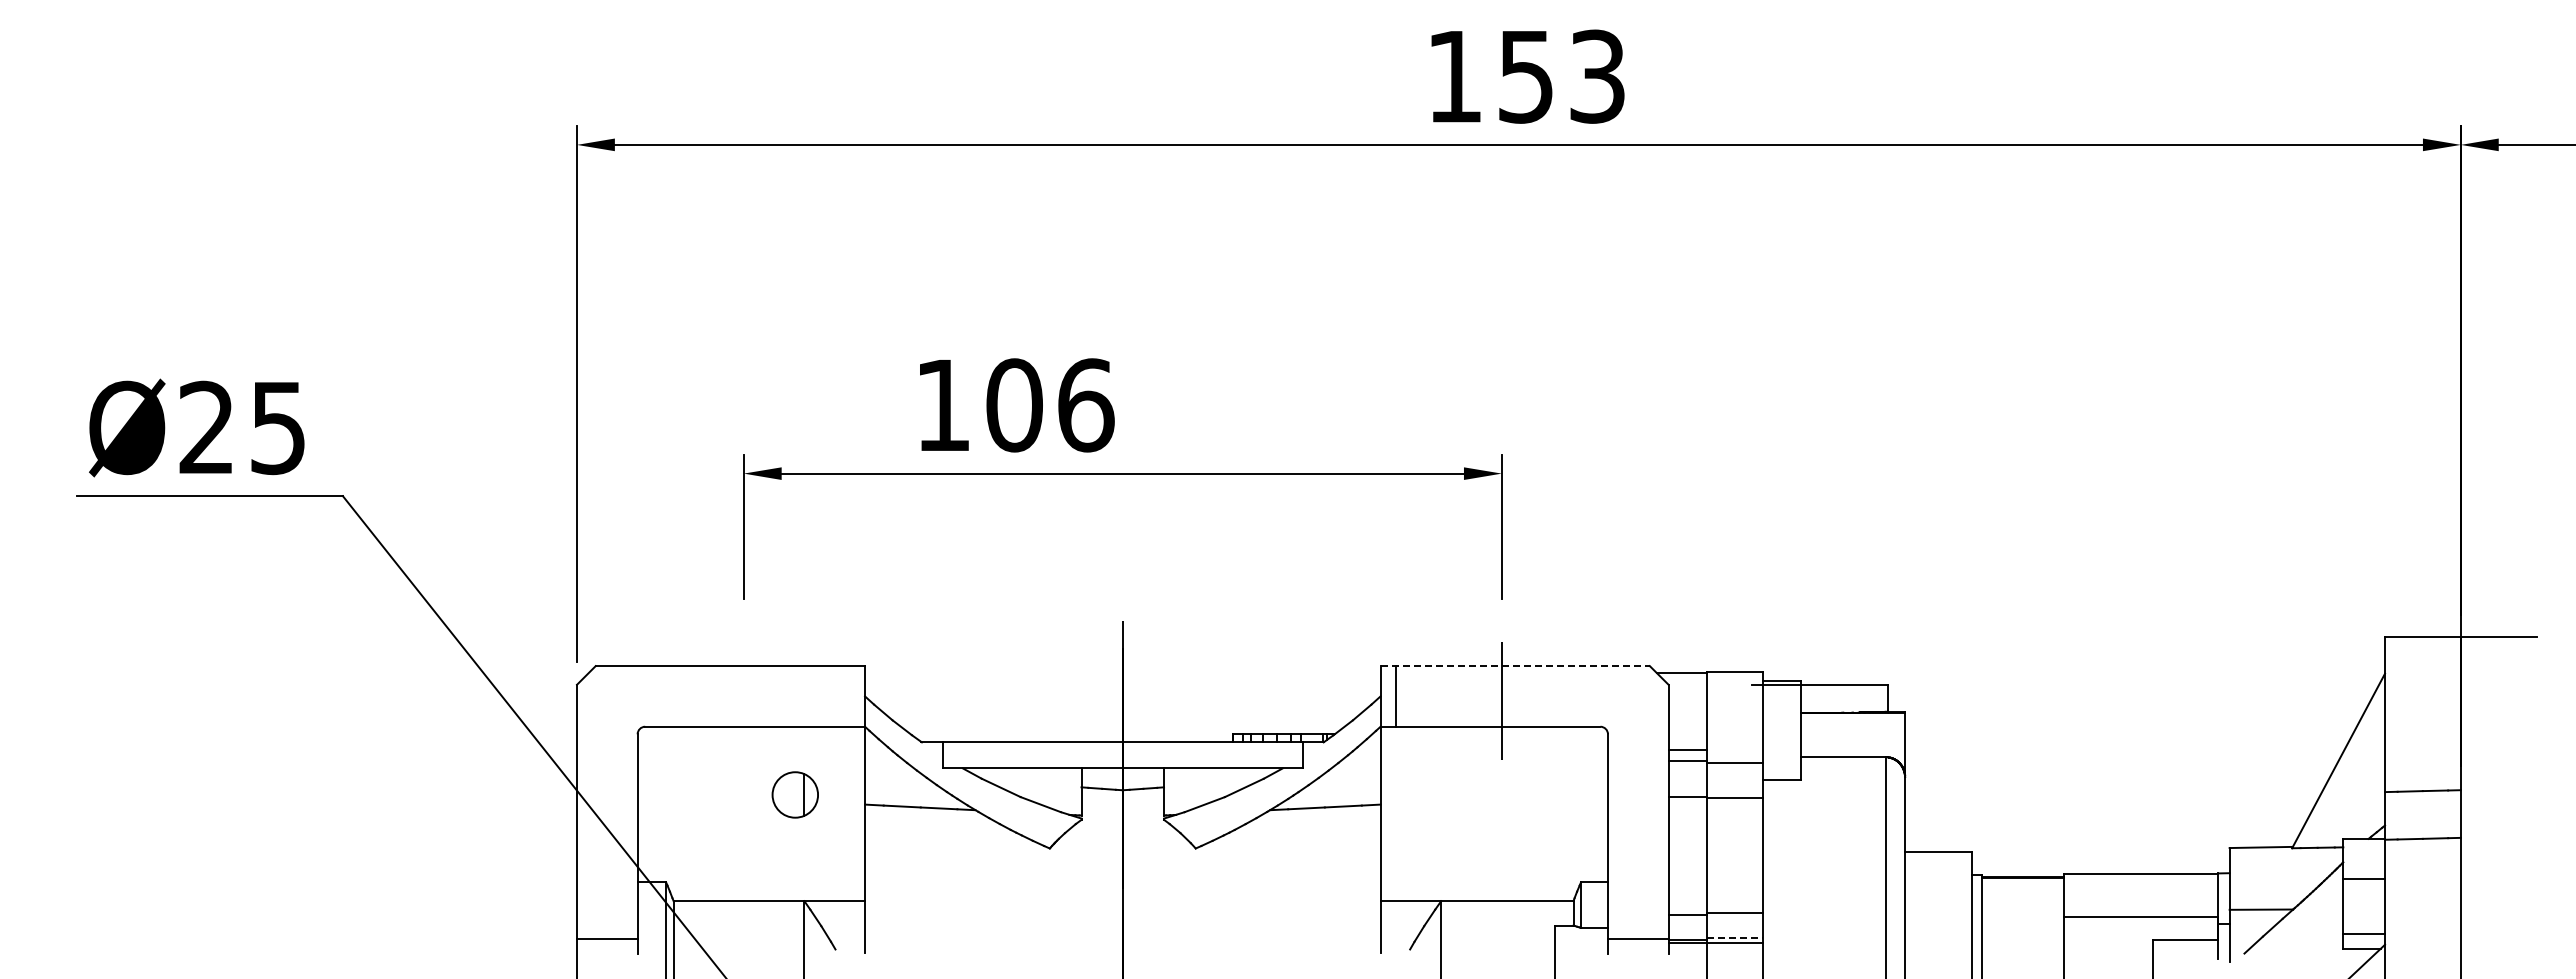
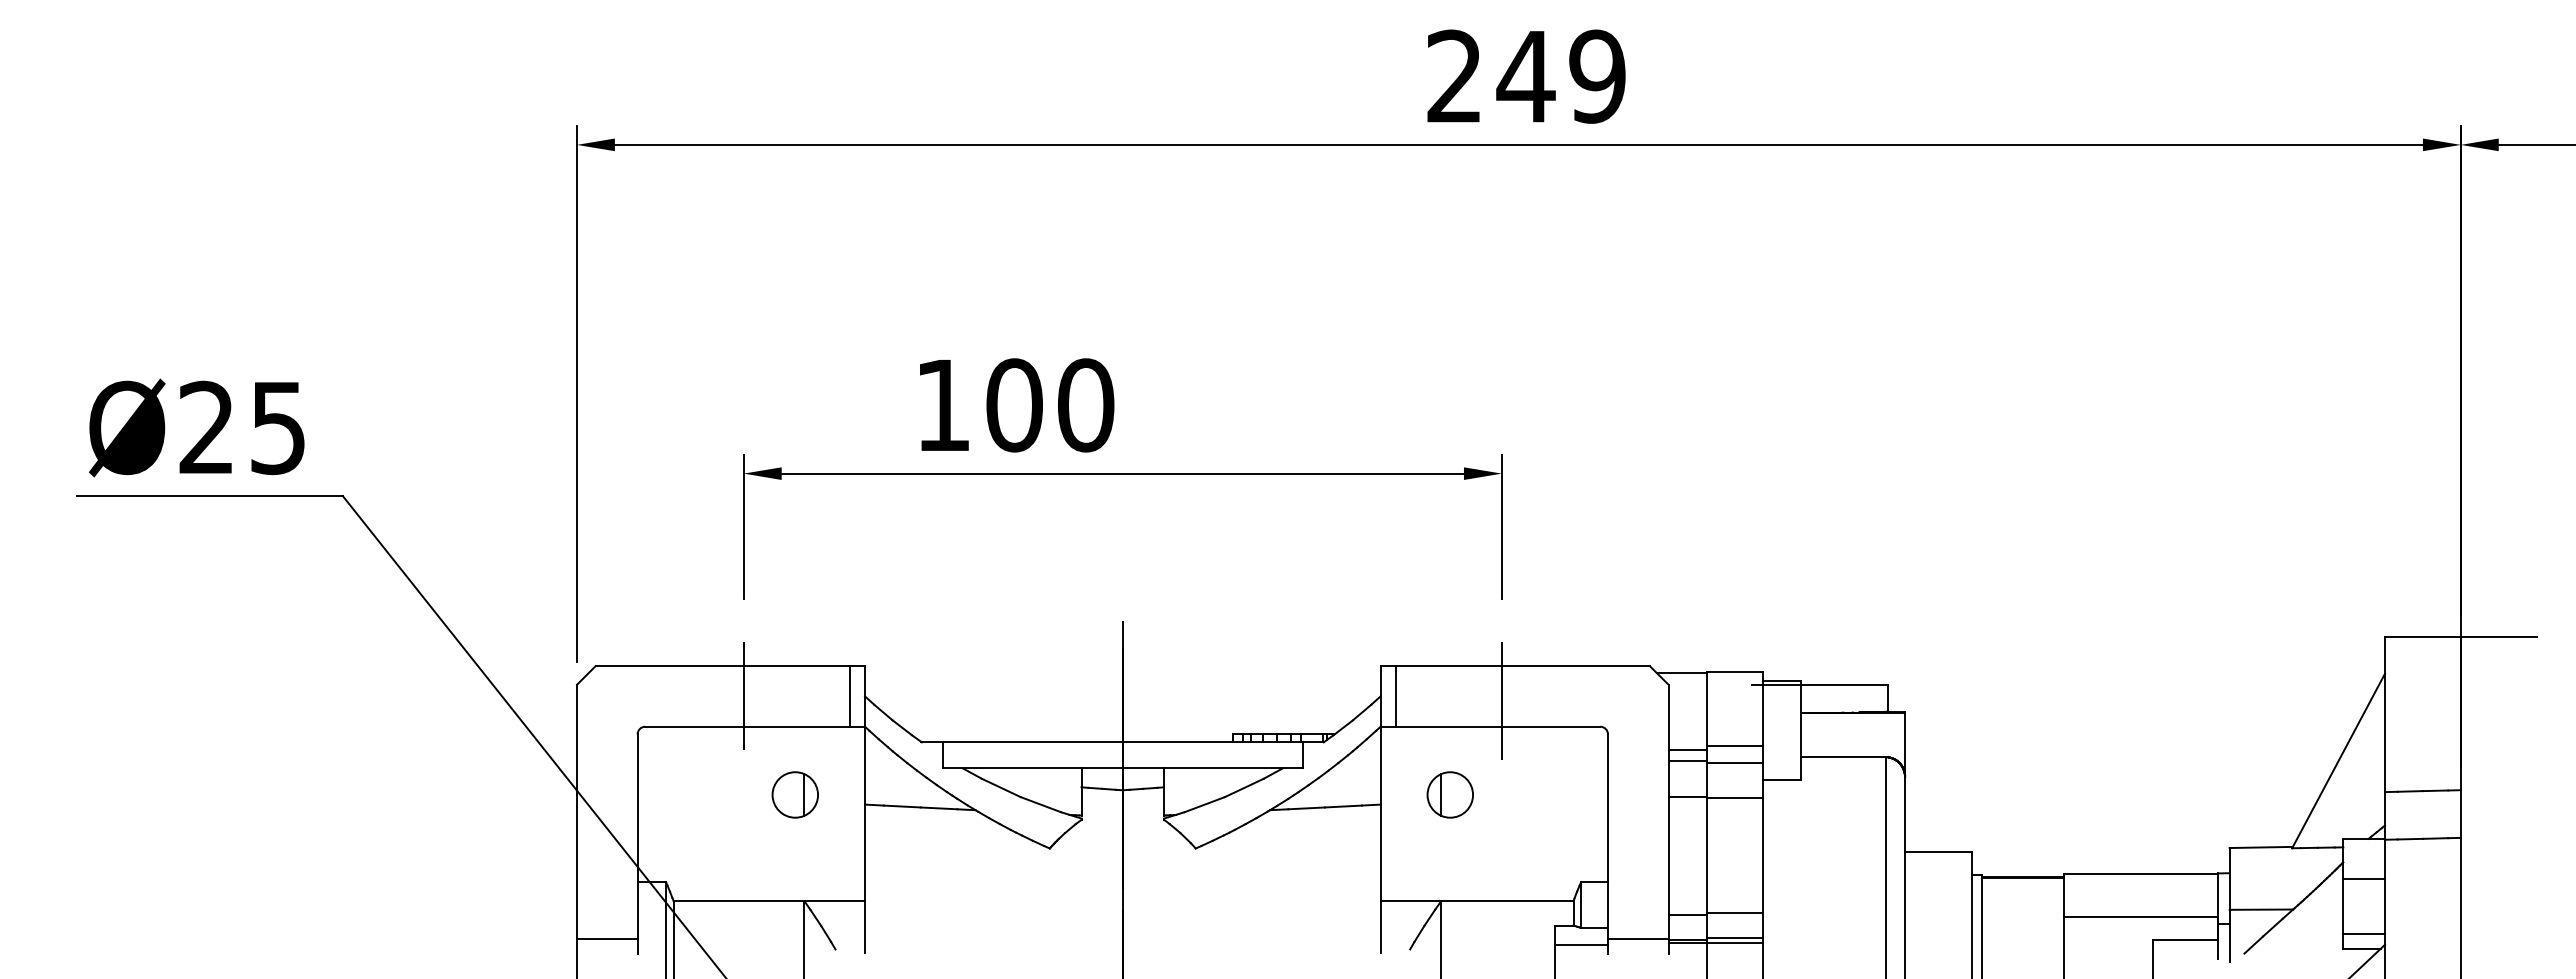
text: 153 -> 249 (1526, 76)
text: 106 -> 100 (1086, 405)
line: dashed -> solid (1515, 666)
line: none -> present (743, 695)
line: none -> present (849, 696)
line: none -> present (1734, 745)
part: none -> present (1449, 794)
line: dashed -> solid (1735, 938)
line: none -> present (1580, 944)
